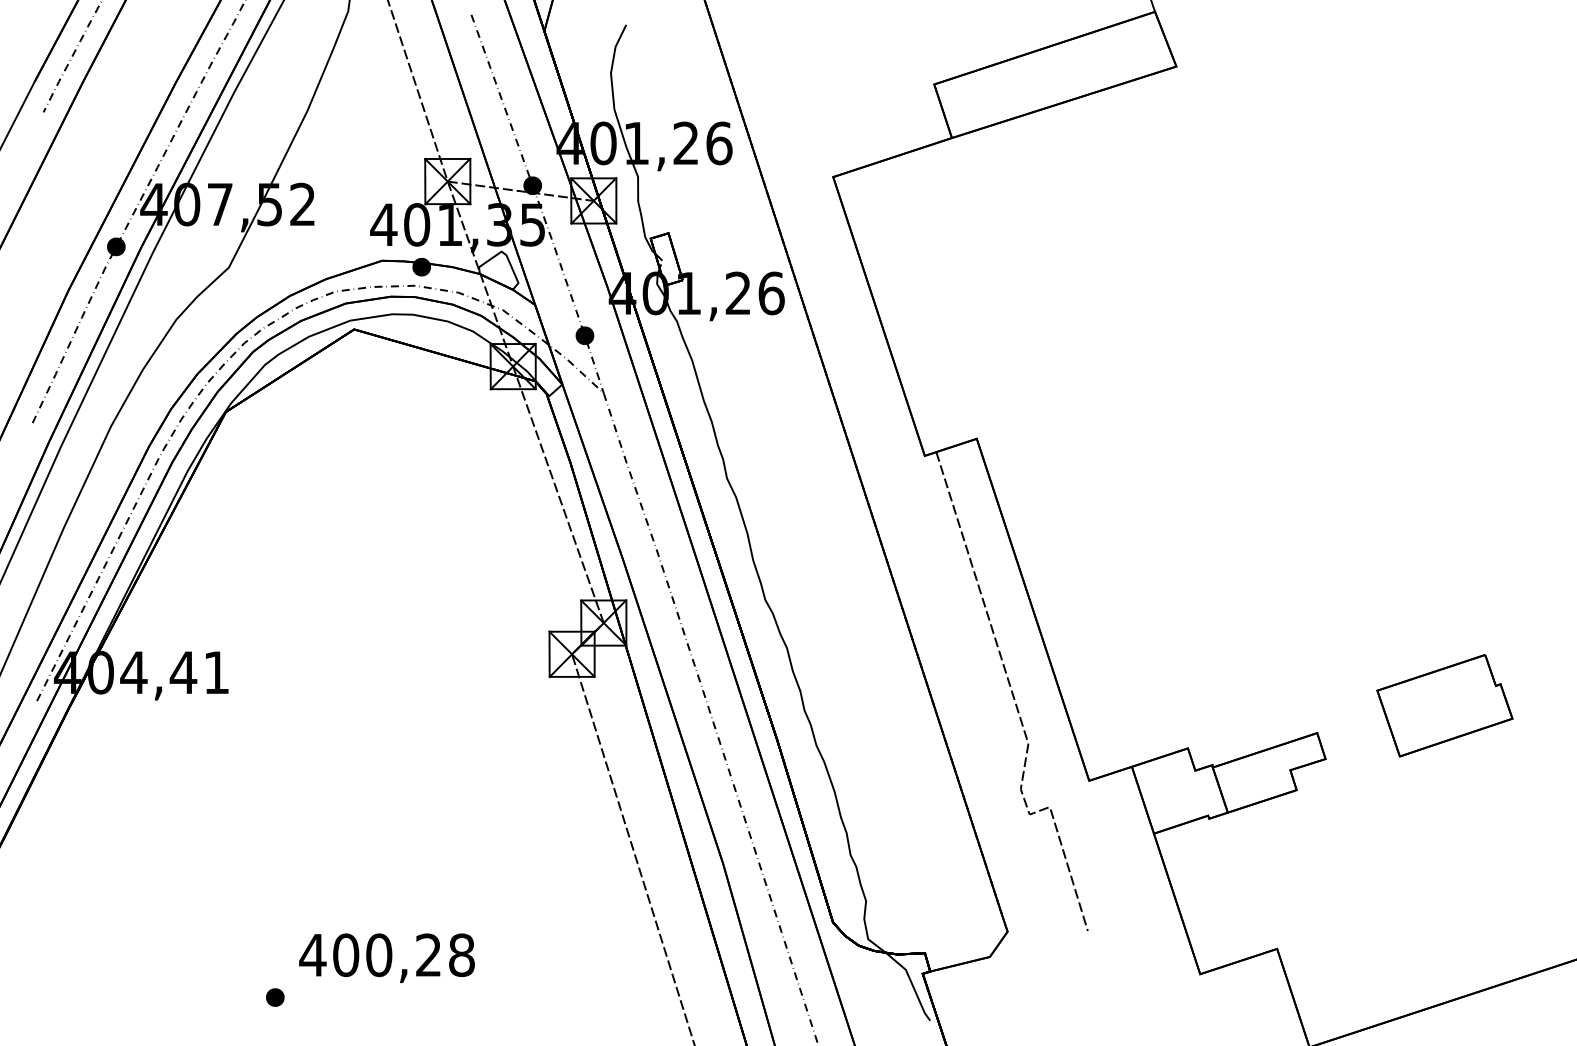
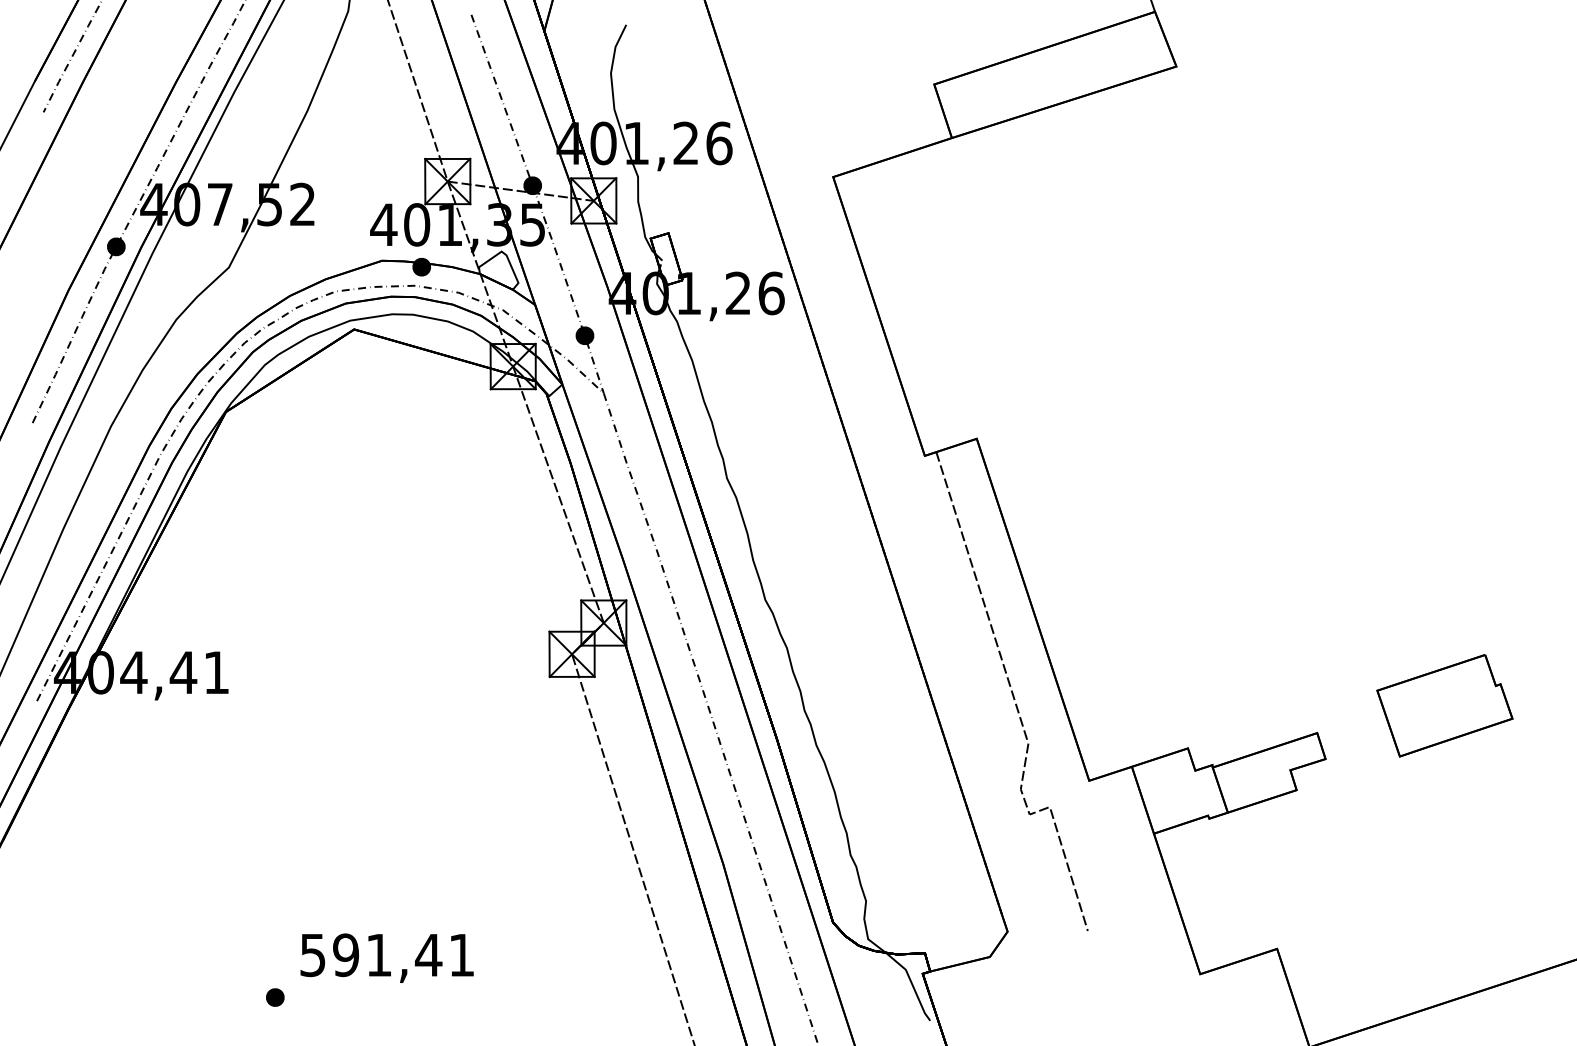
text: 400,28 -> 591,41 (386, 955)
